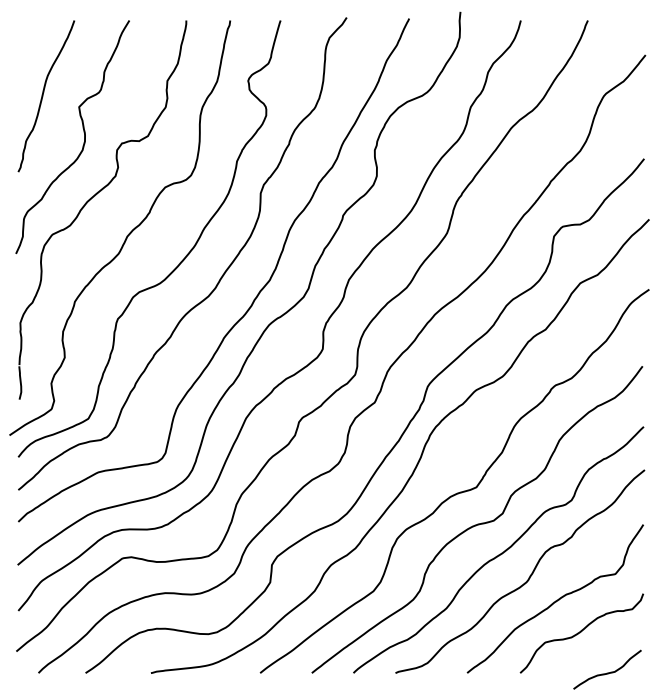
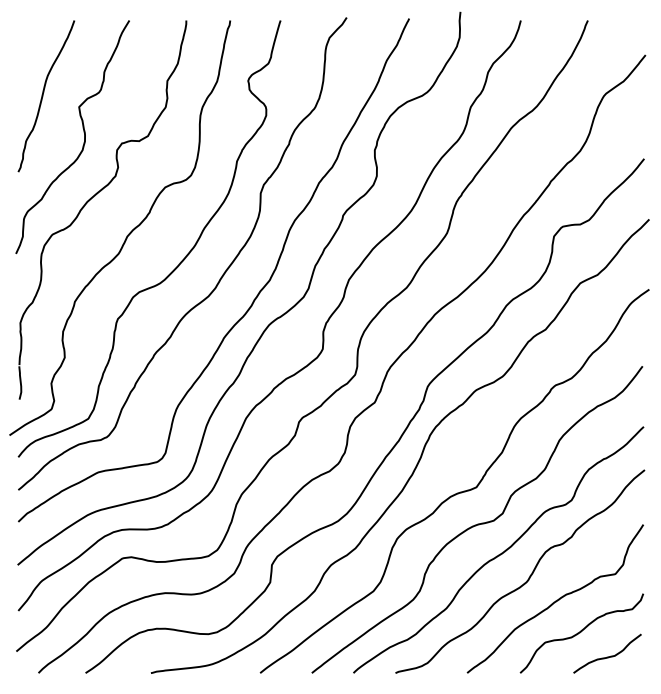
curve position: (607, 672) -> (607, 656) (607, 656)
